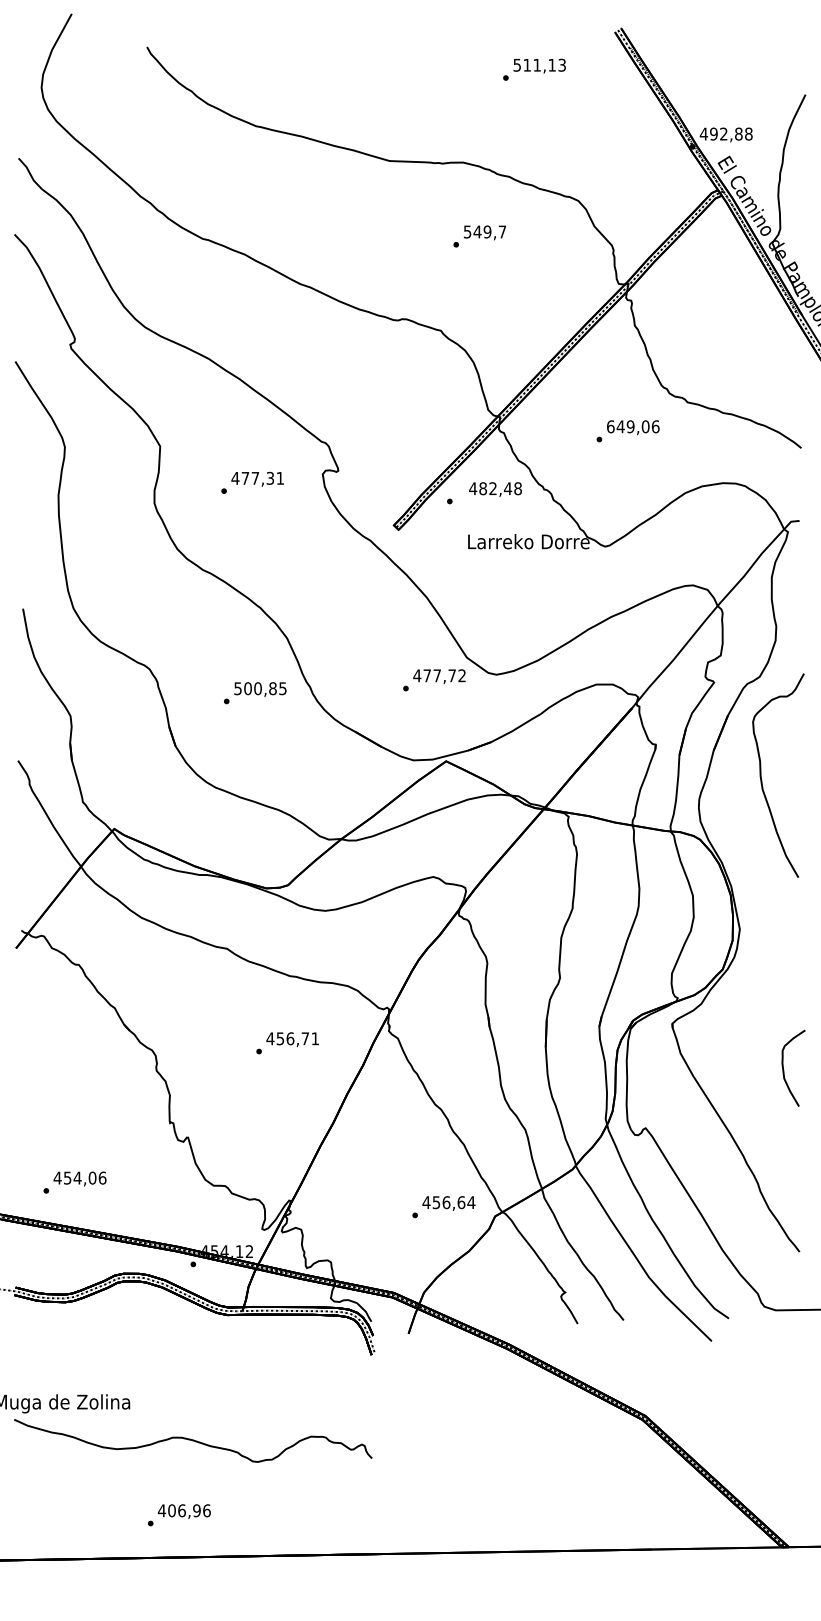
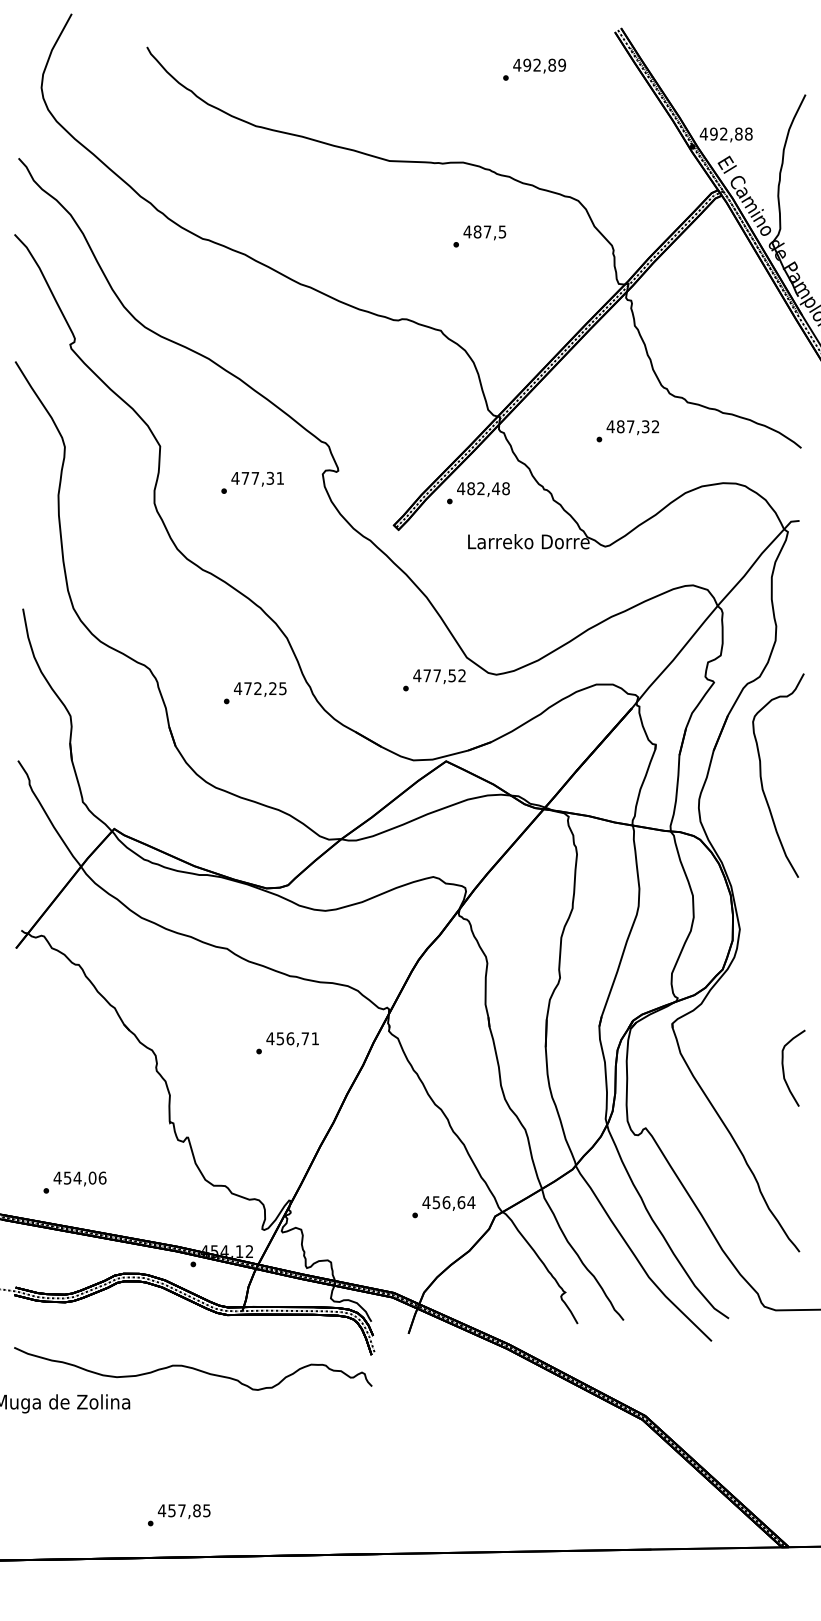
text: 511,13 -> 492,89 (539, 64)
text: 549,7 -> 487,5 (484, 231)
text: 649,06 -> 487,32 (632, 426)
text position: (495, 489) -> (483, 489) (483, 489)
text: 477,72 -> 477,52 (451, 675)
text: 500,85 -> 472,25 (254, 688)
curve position: (193, 1440) -> (193, 1368) (193, 1368)
text: 406,96 -> 457,85 (189, 1510)
